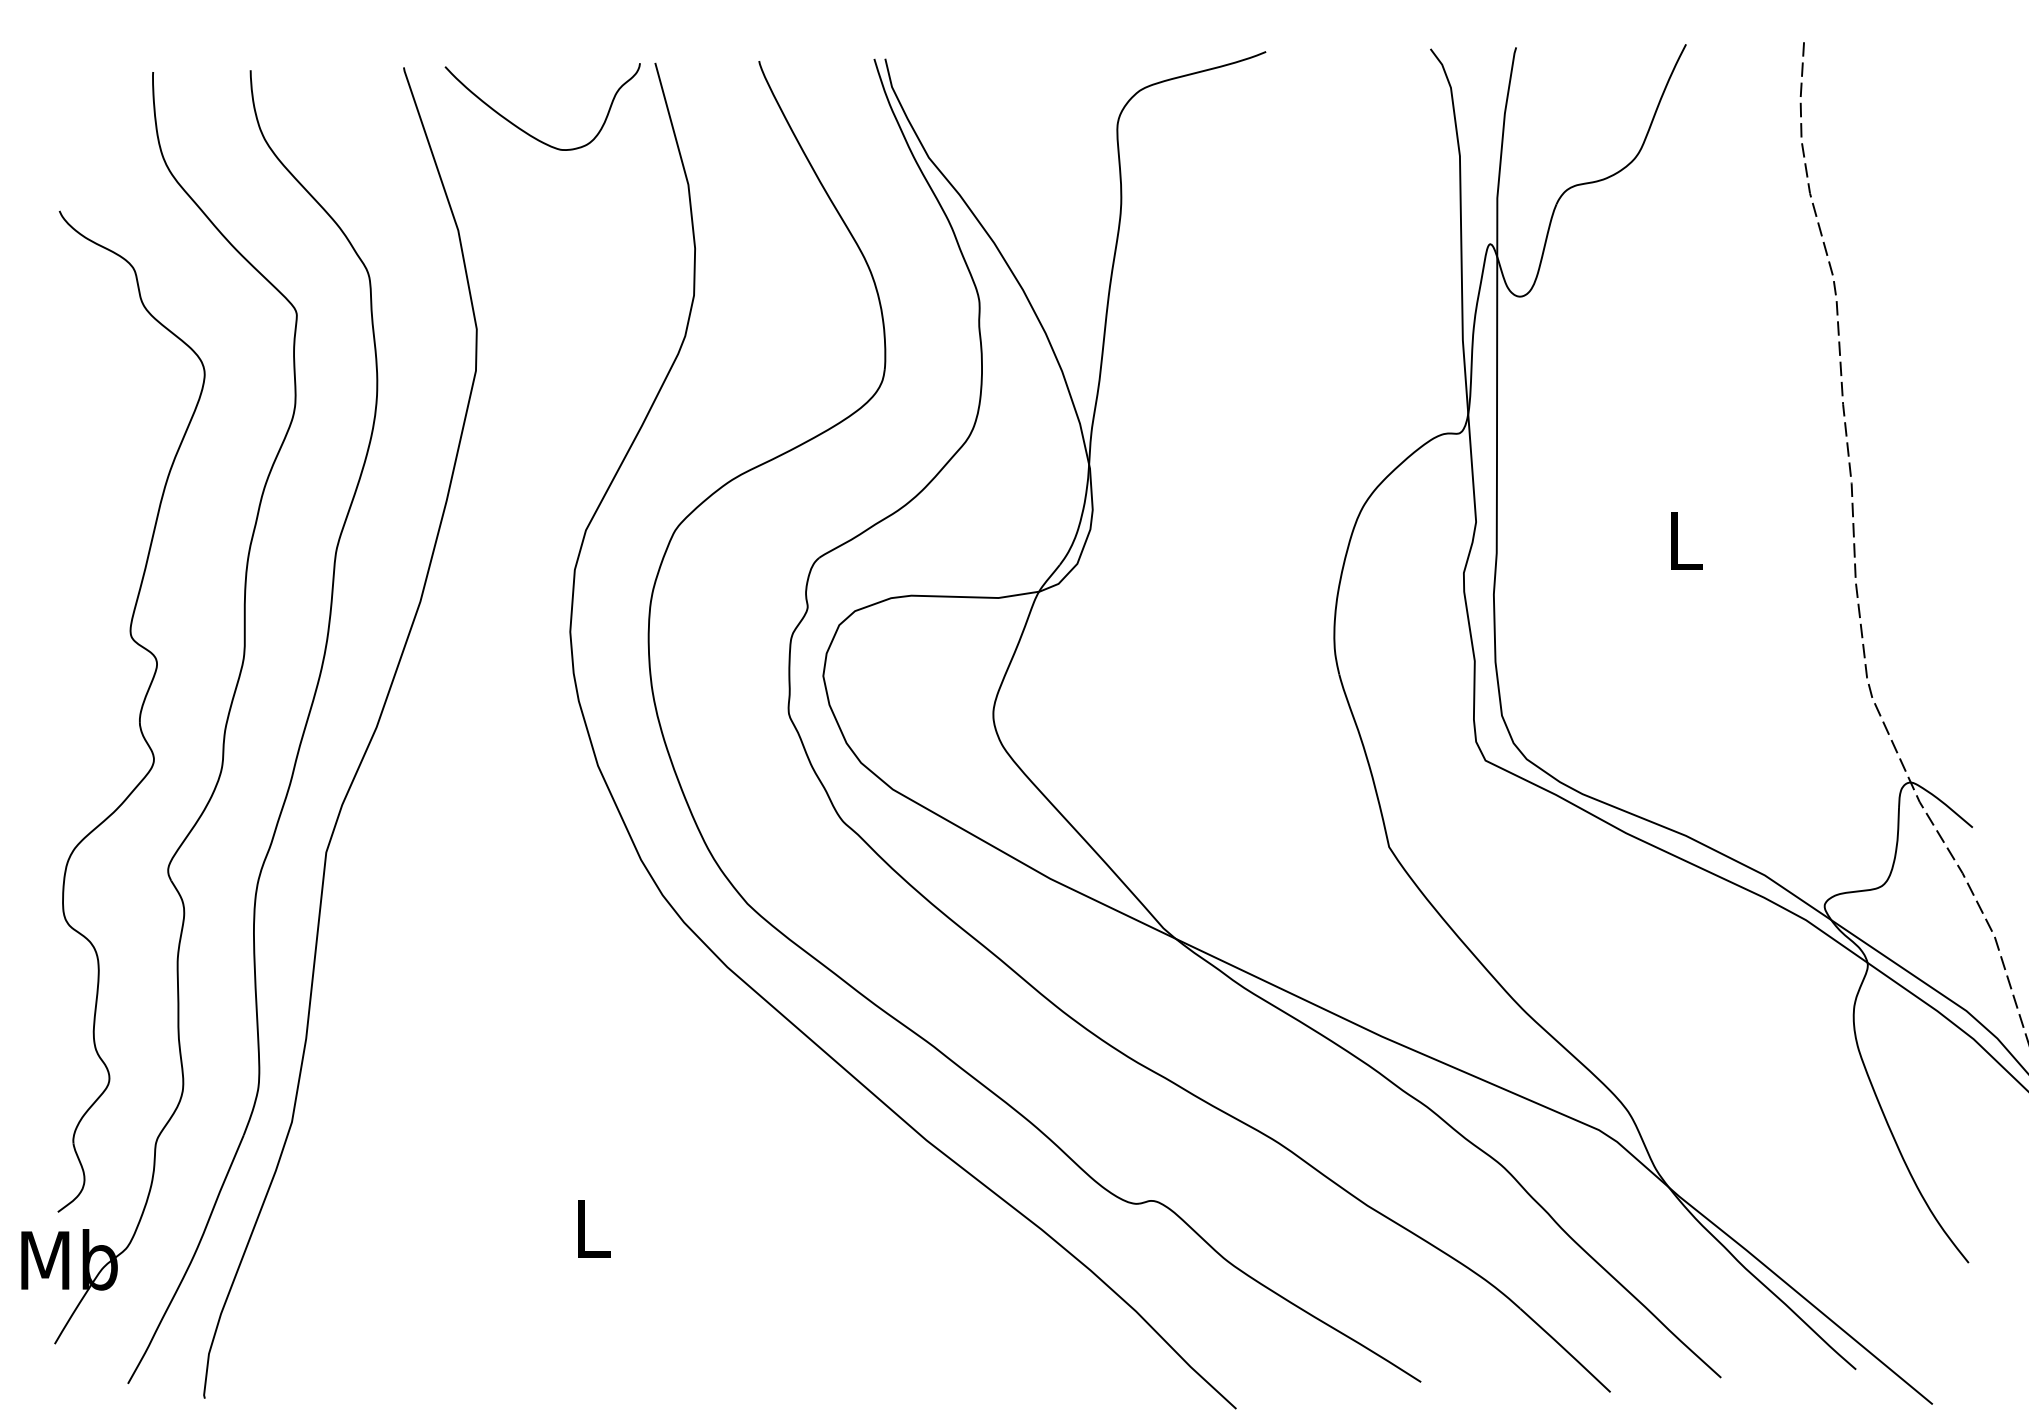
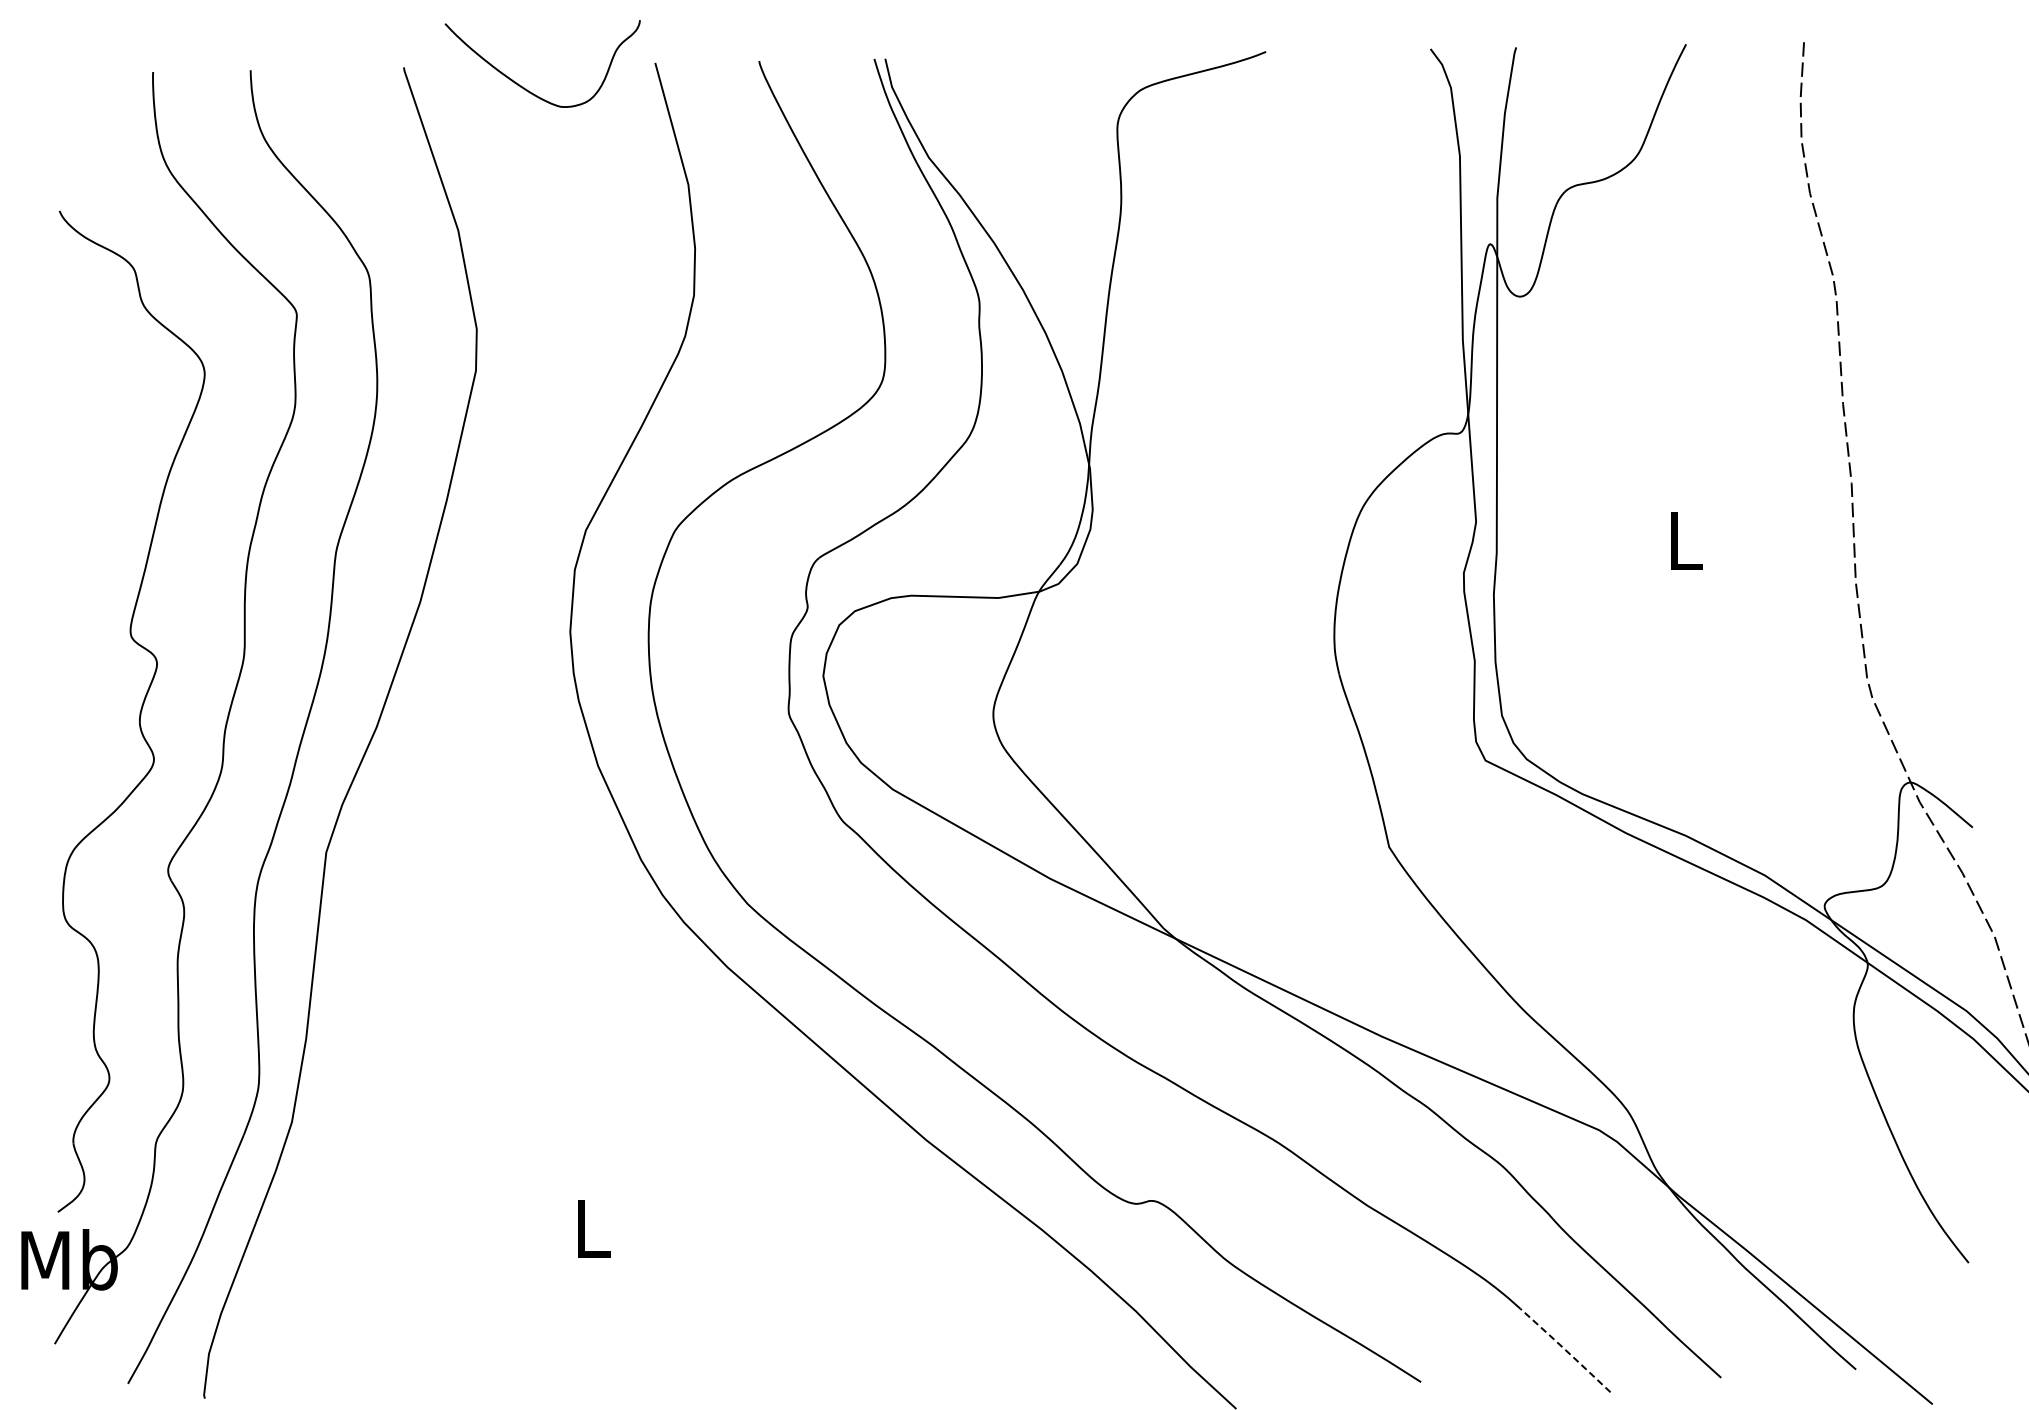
curve position: (524, 130) -> (524, 87) (524, 87)
line: solid -> dashed (1565, 1350)
